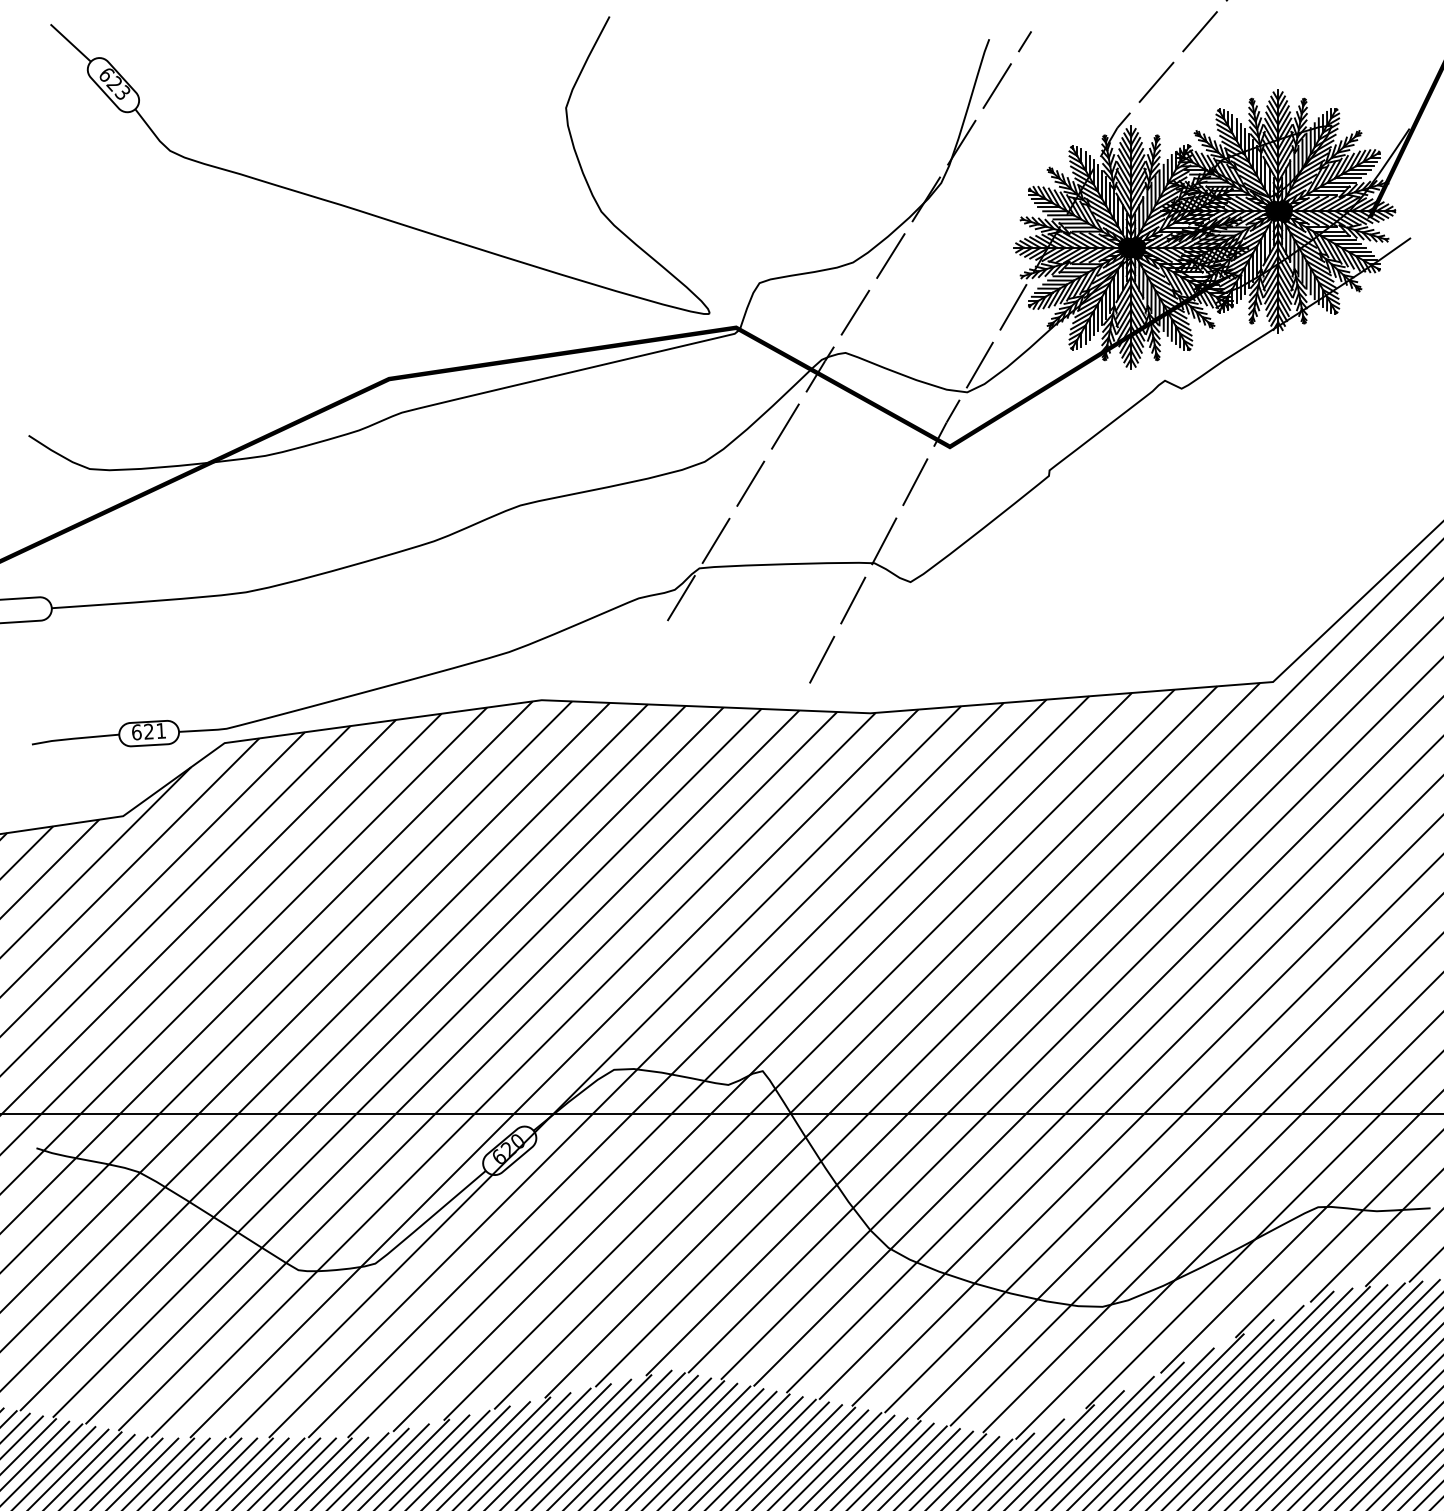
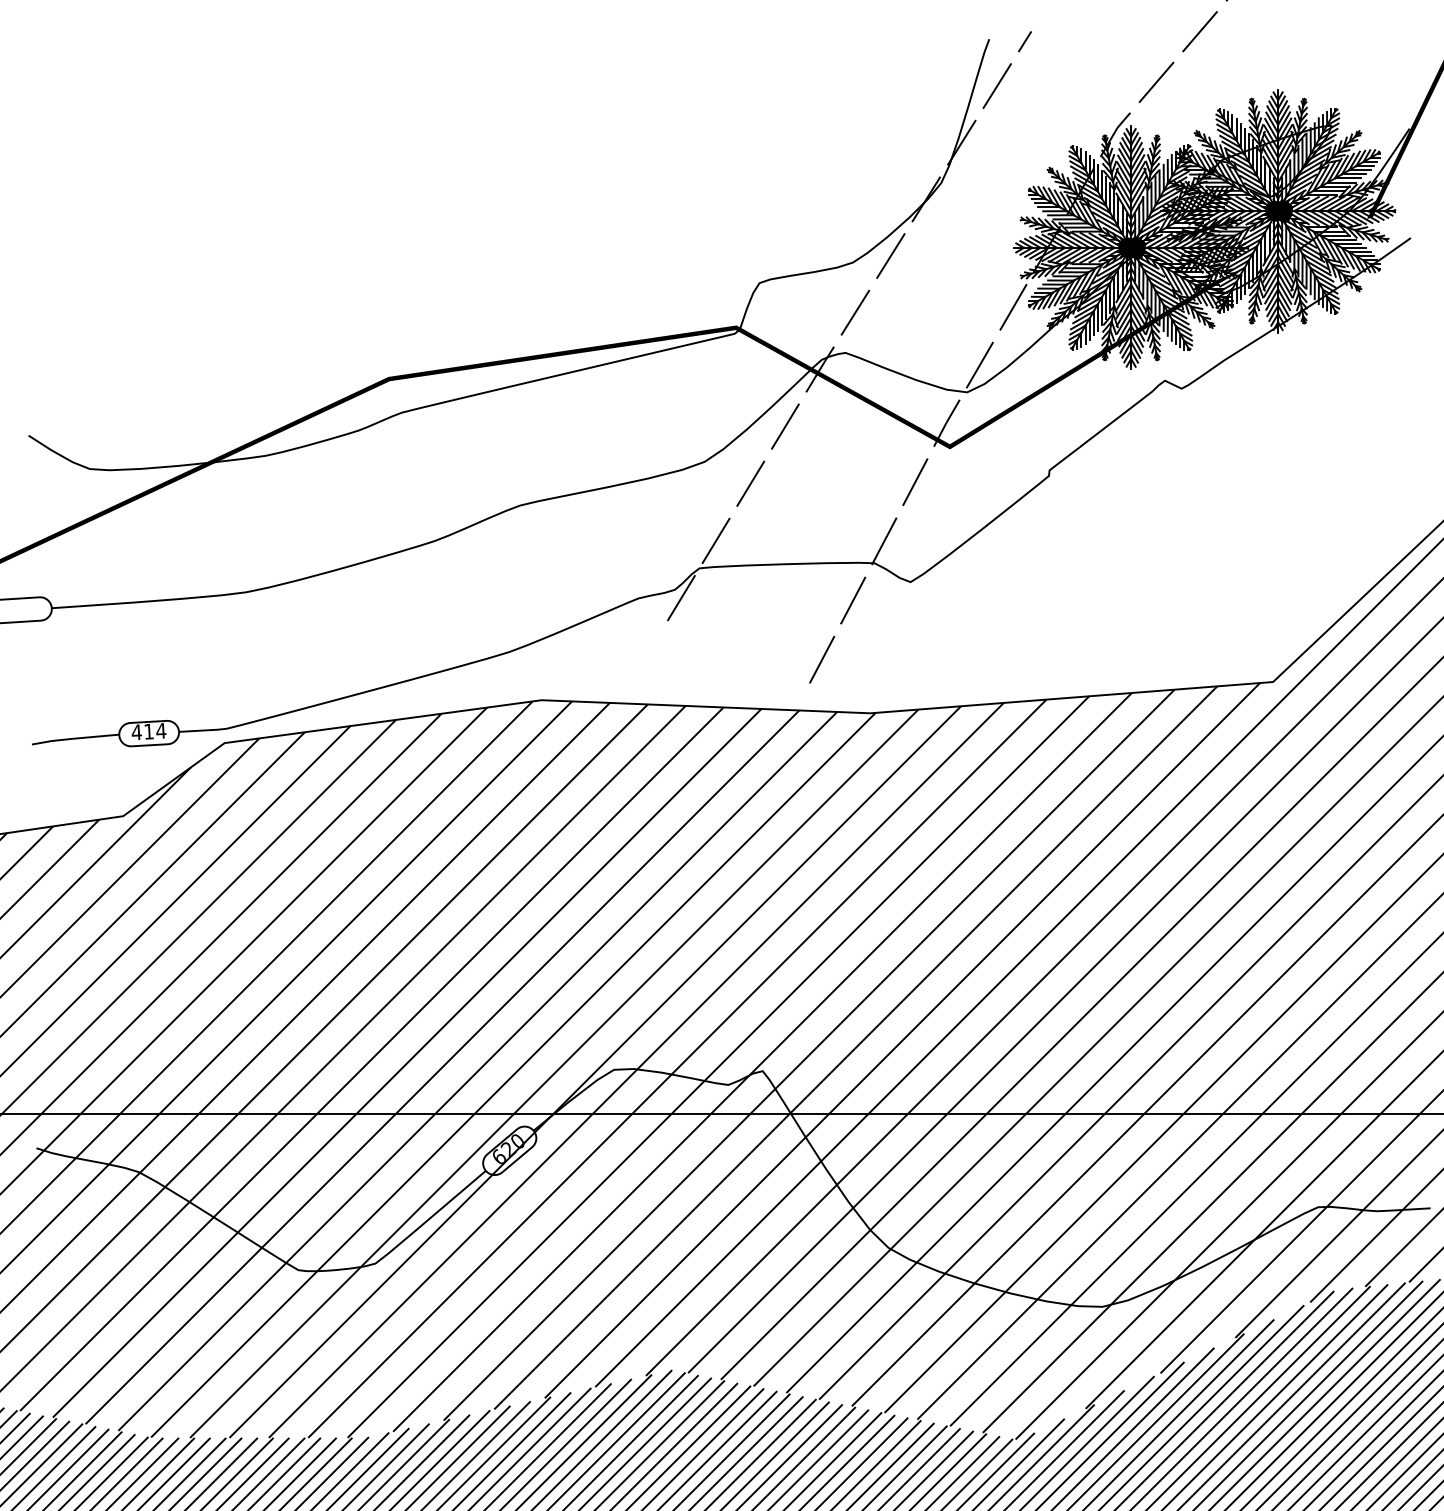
part: present -> none (365, 211)
text: 621 -> 414 (148, 731)
